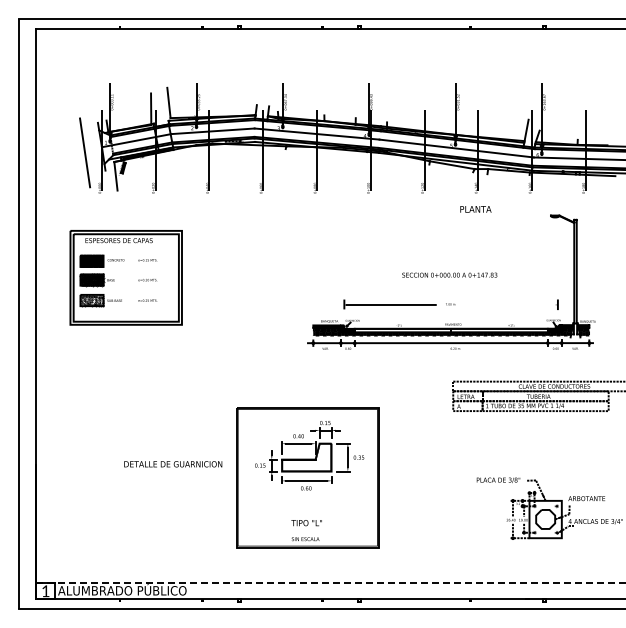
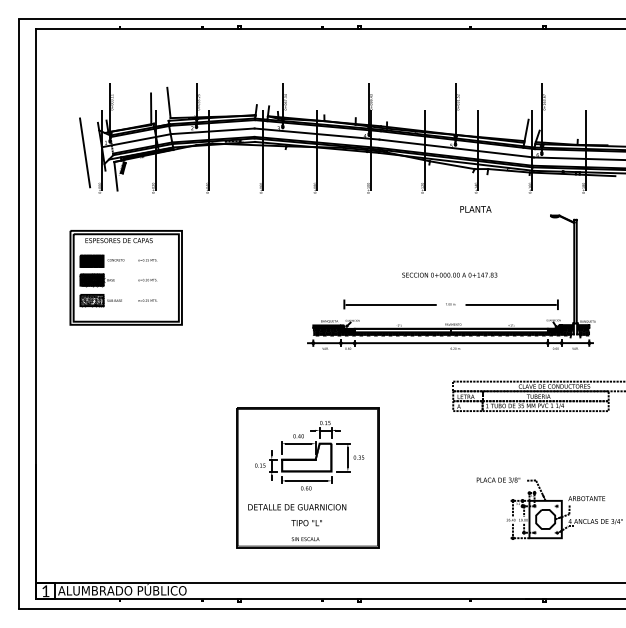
line: none -> present (510, 304)
text position: (173, 464) -> (297, 507) (297, 507)
line: dashed -> solid (331, 582)
